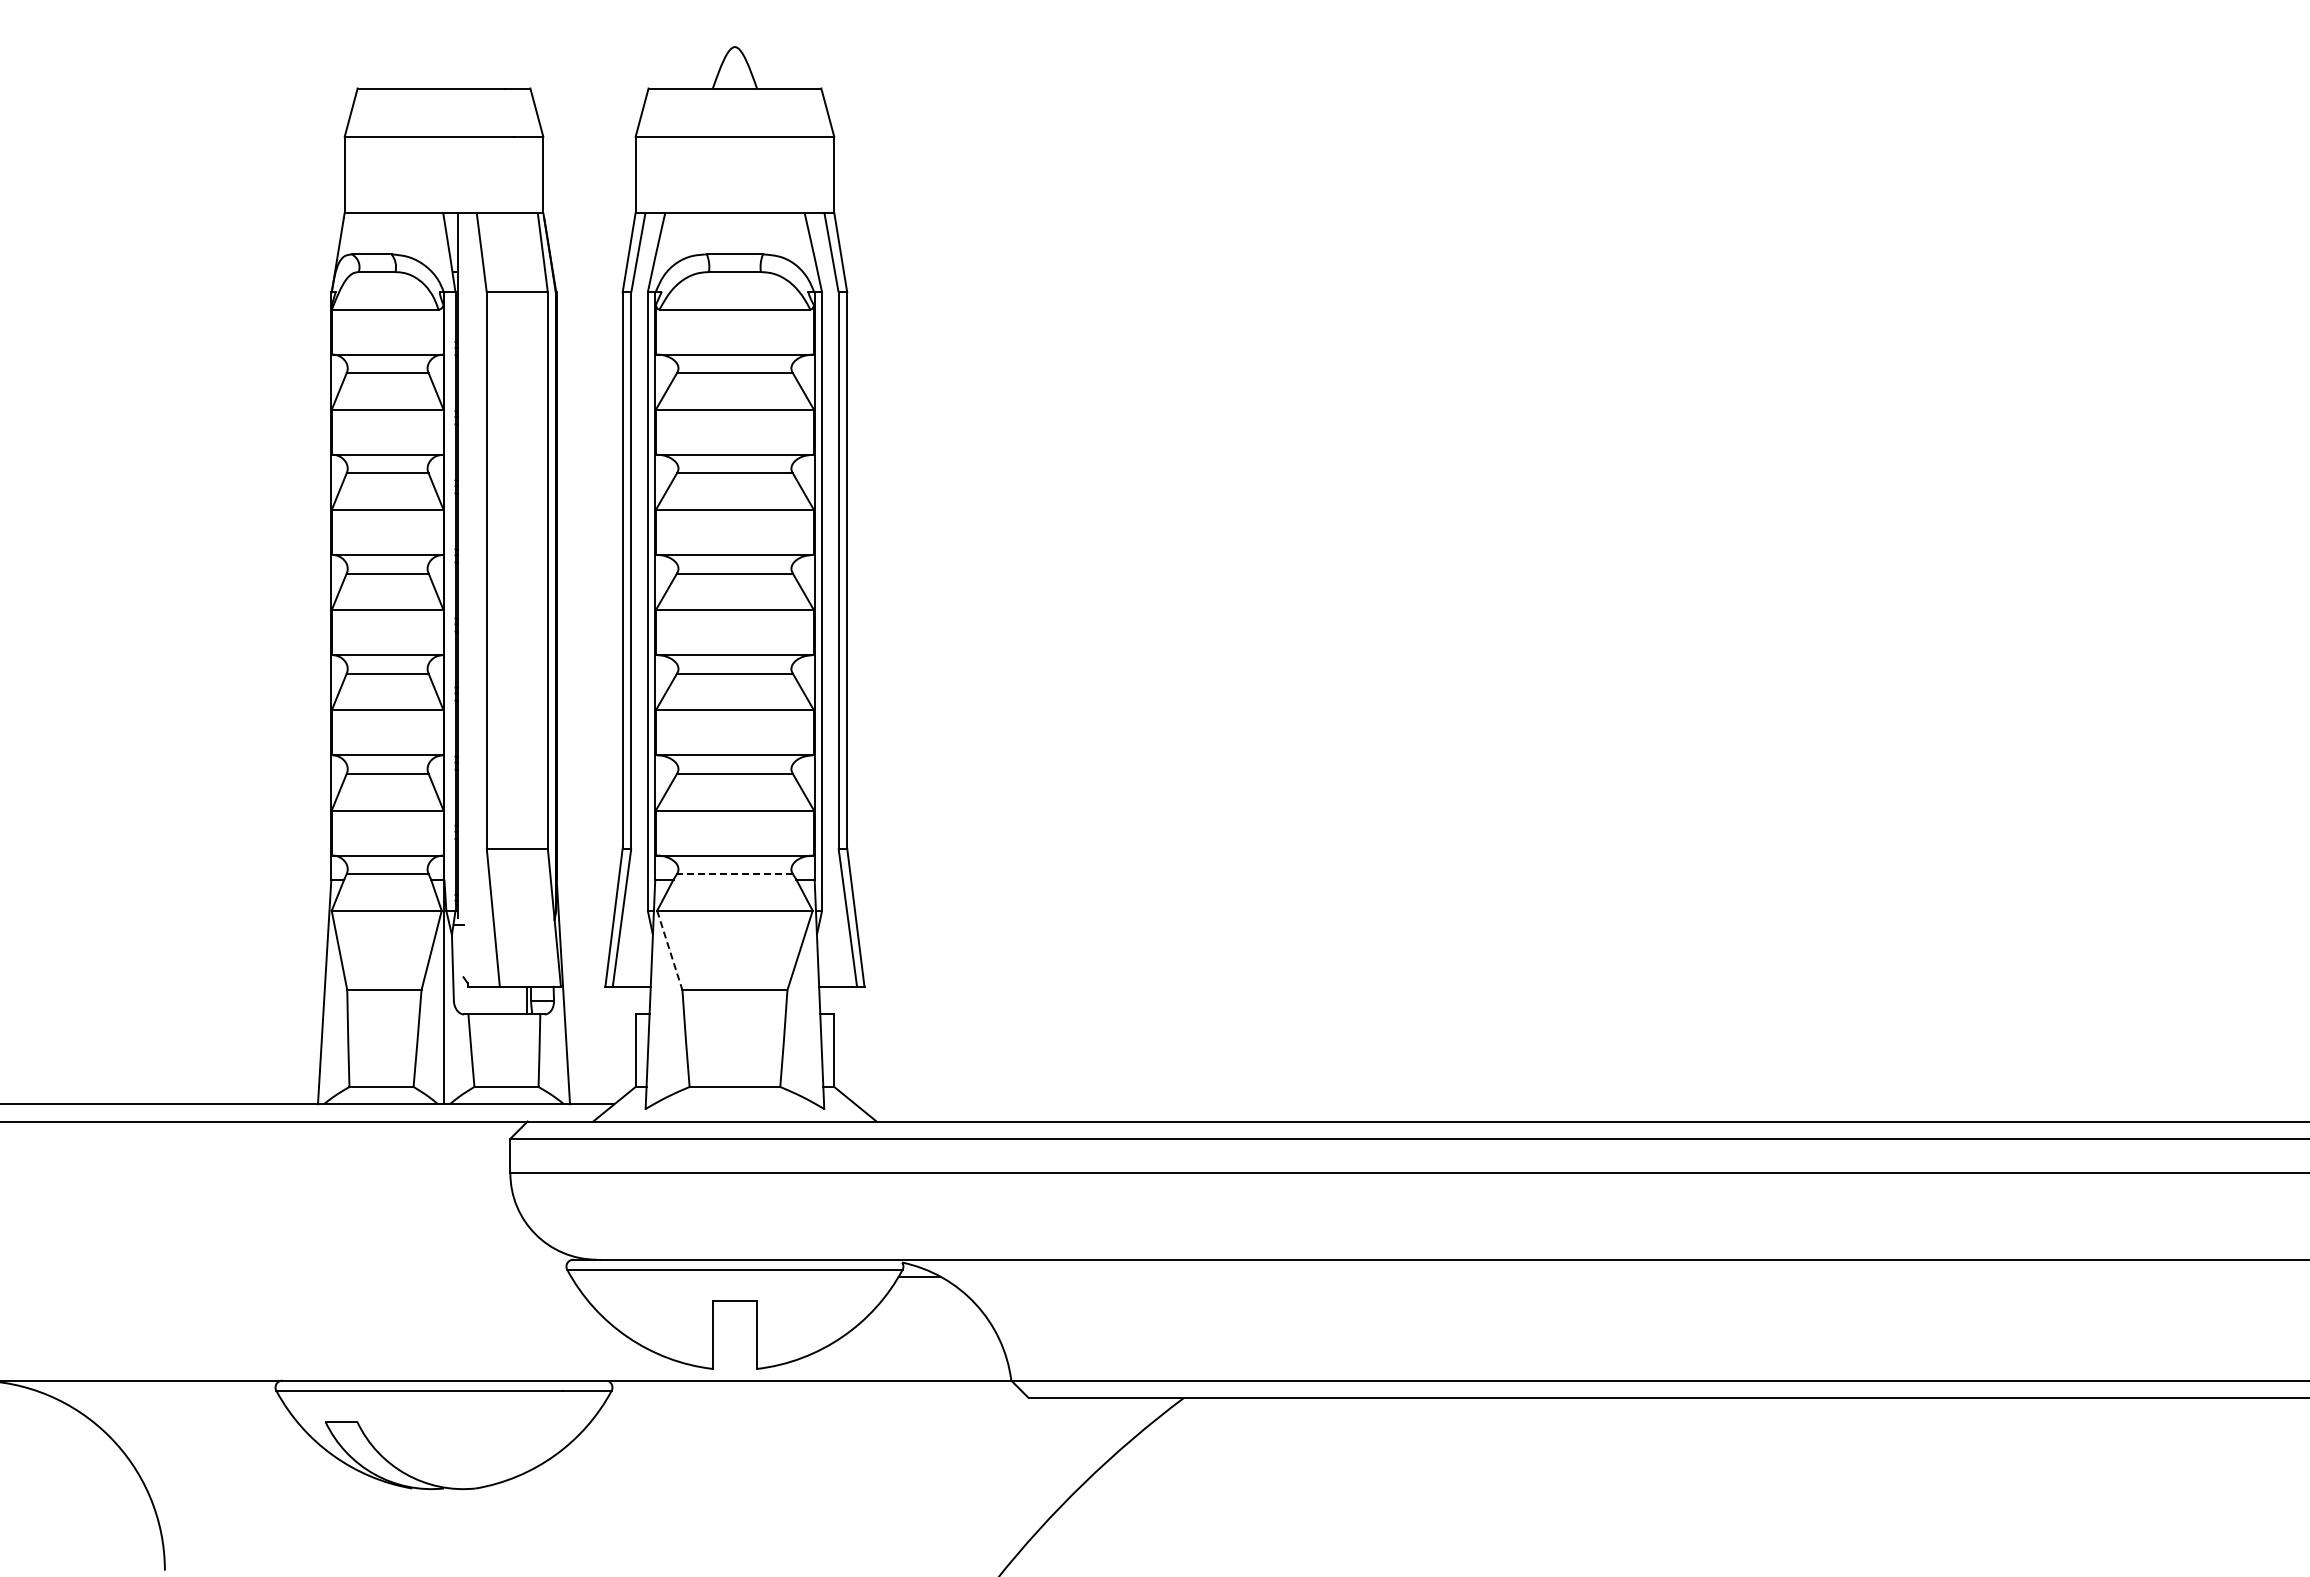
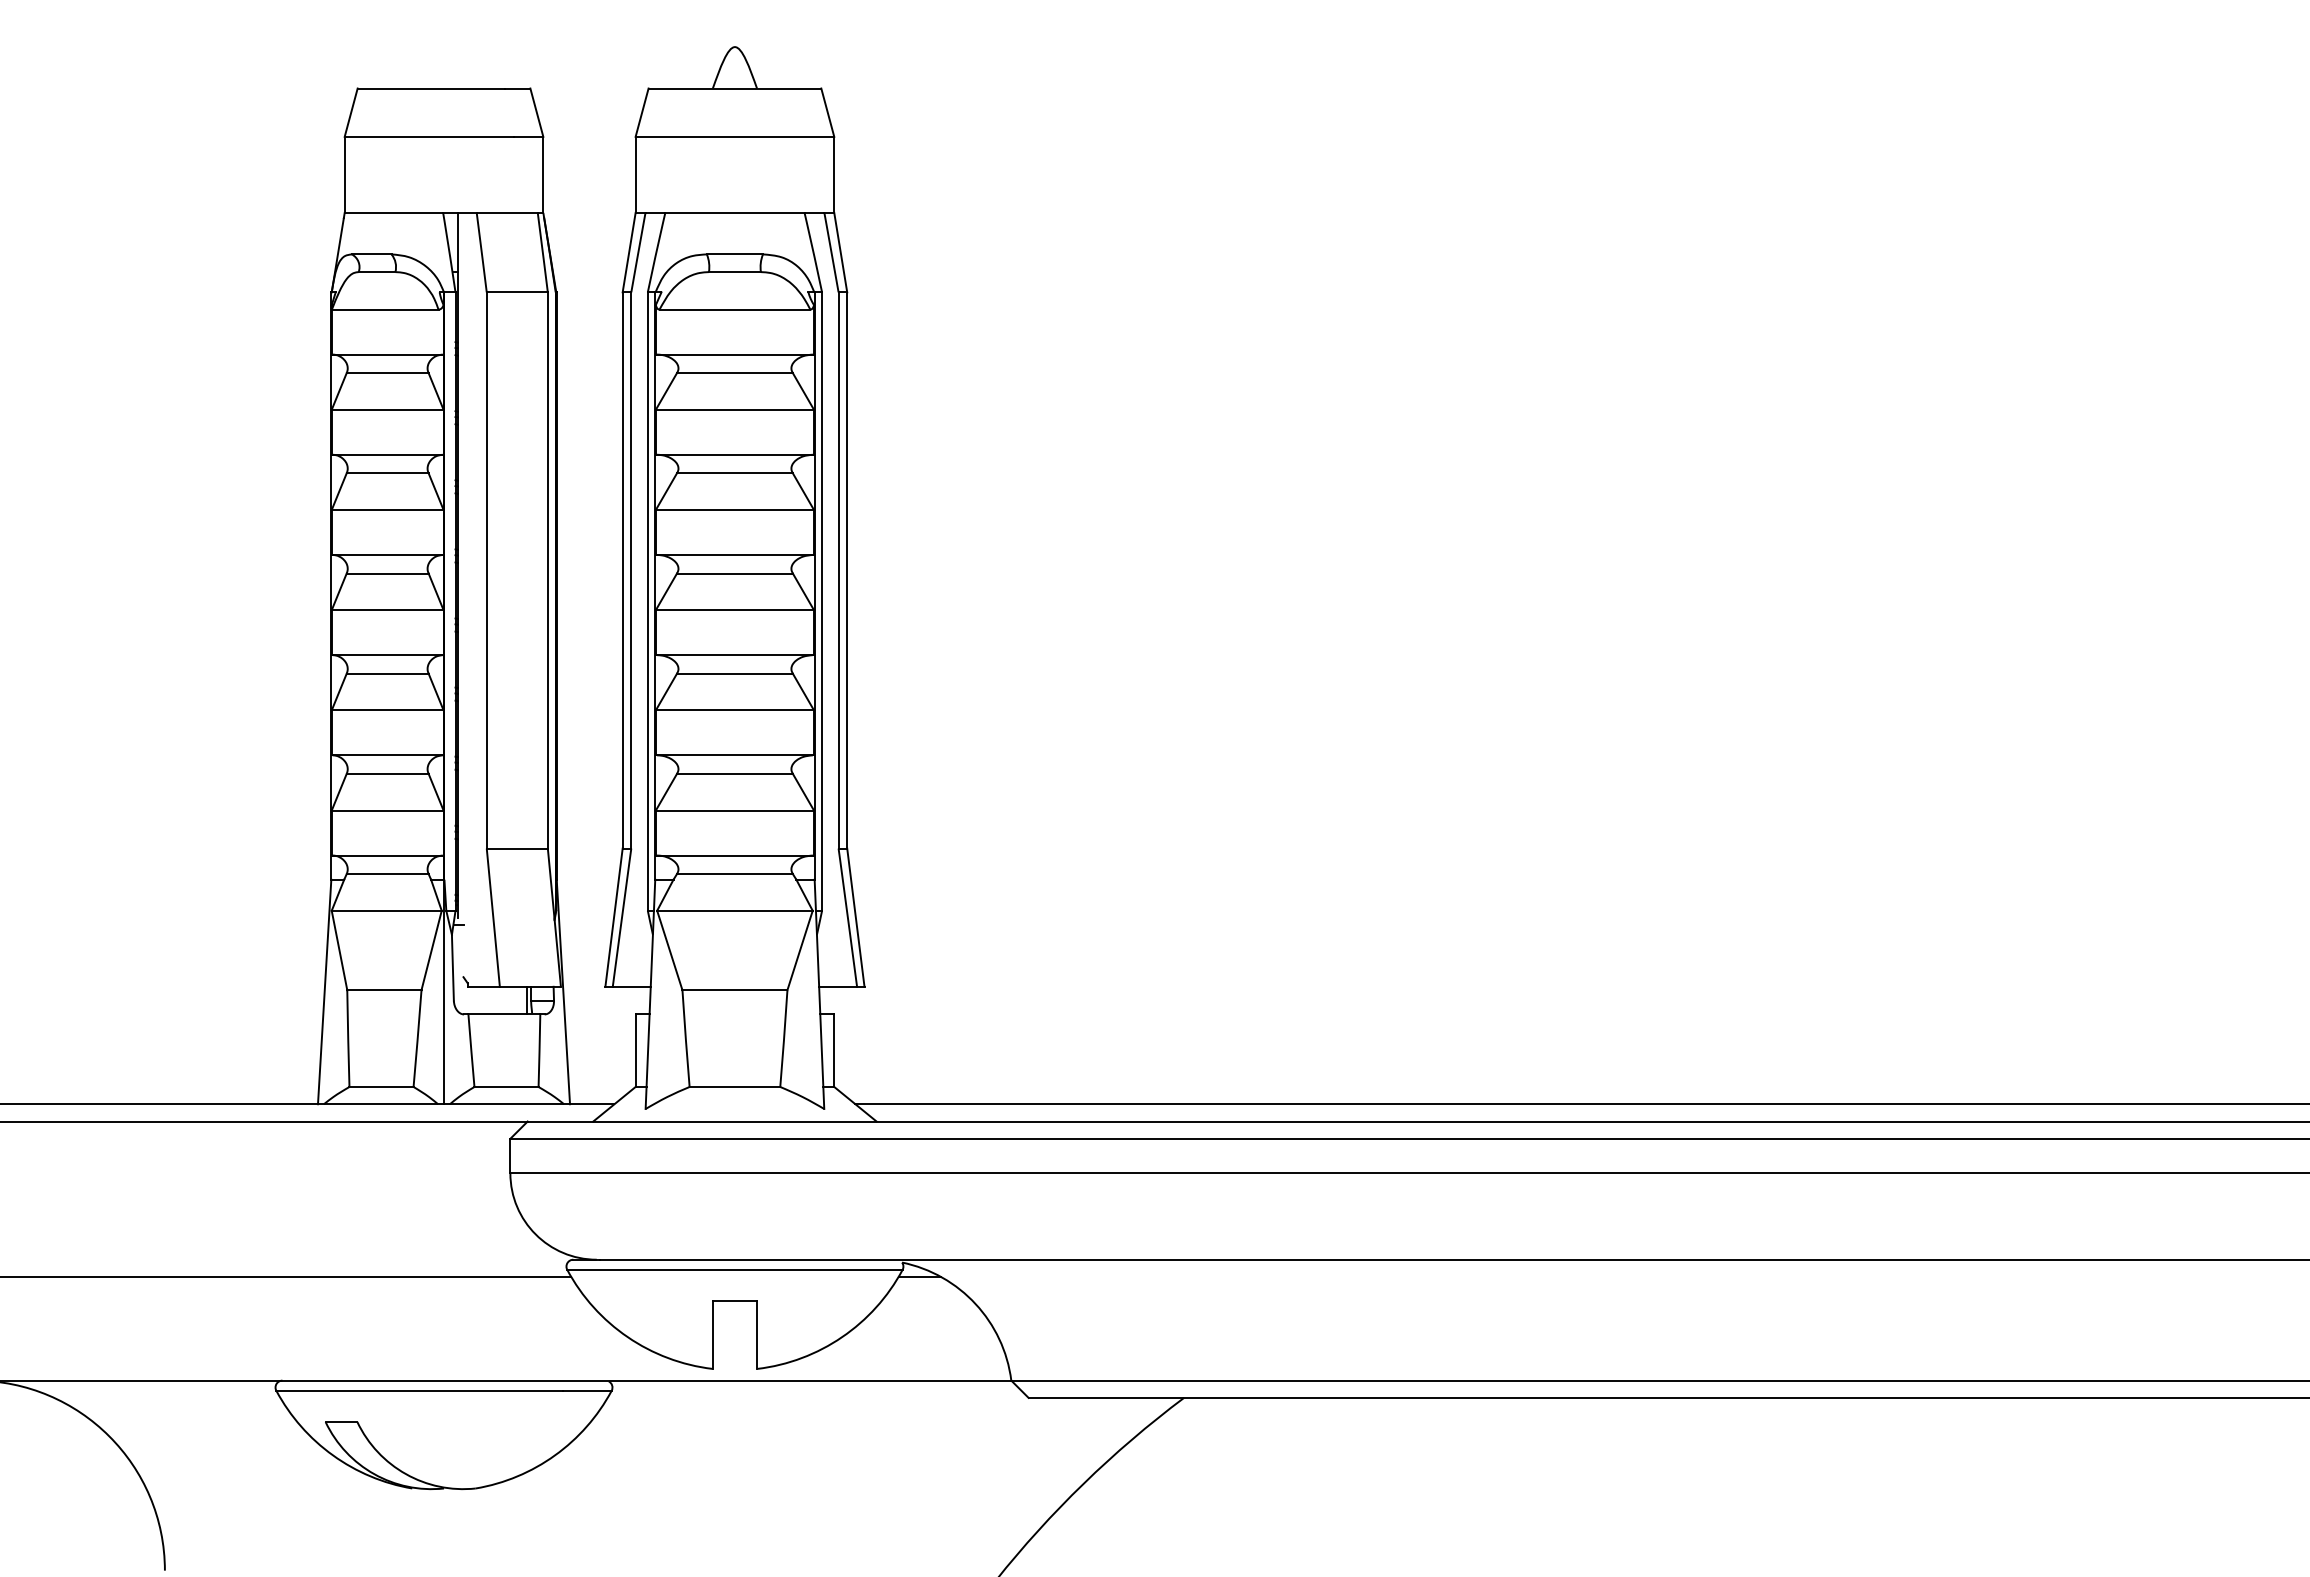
line: dashed -> solid (734, 874)
line: dashed -> solid (669, 950)
line: none -> present (1580, 1104)
line: none -> present (286, 1276)
